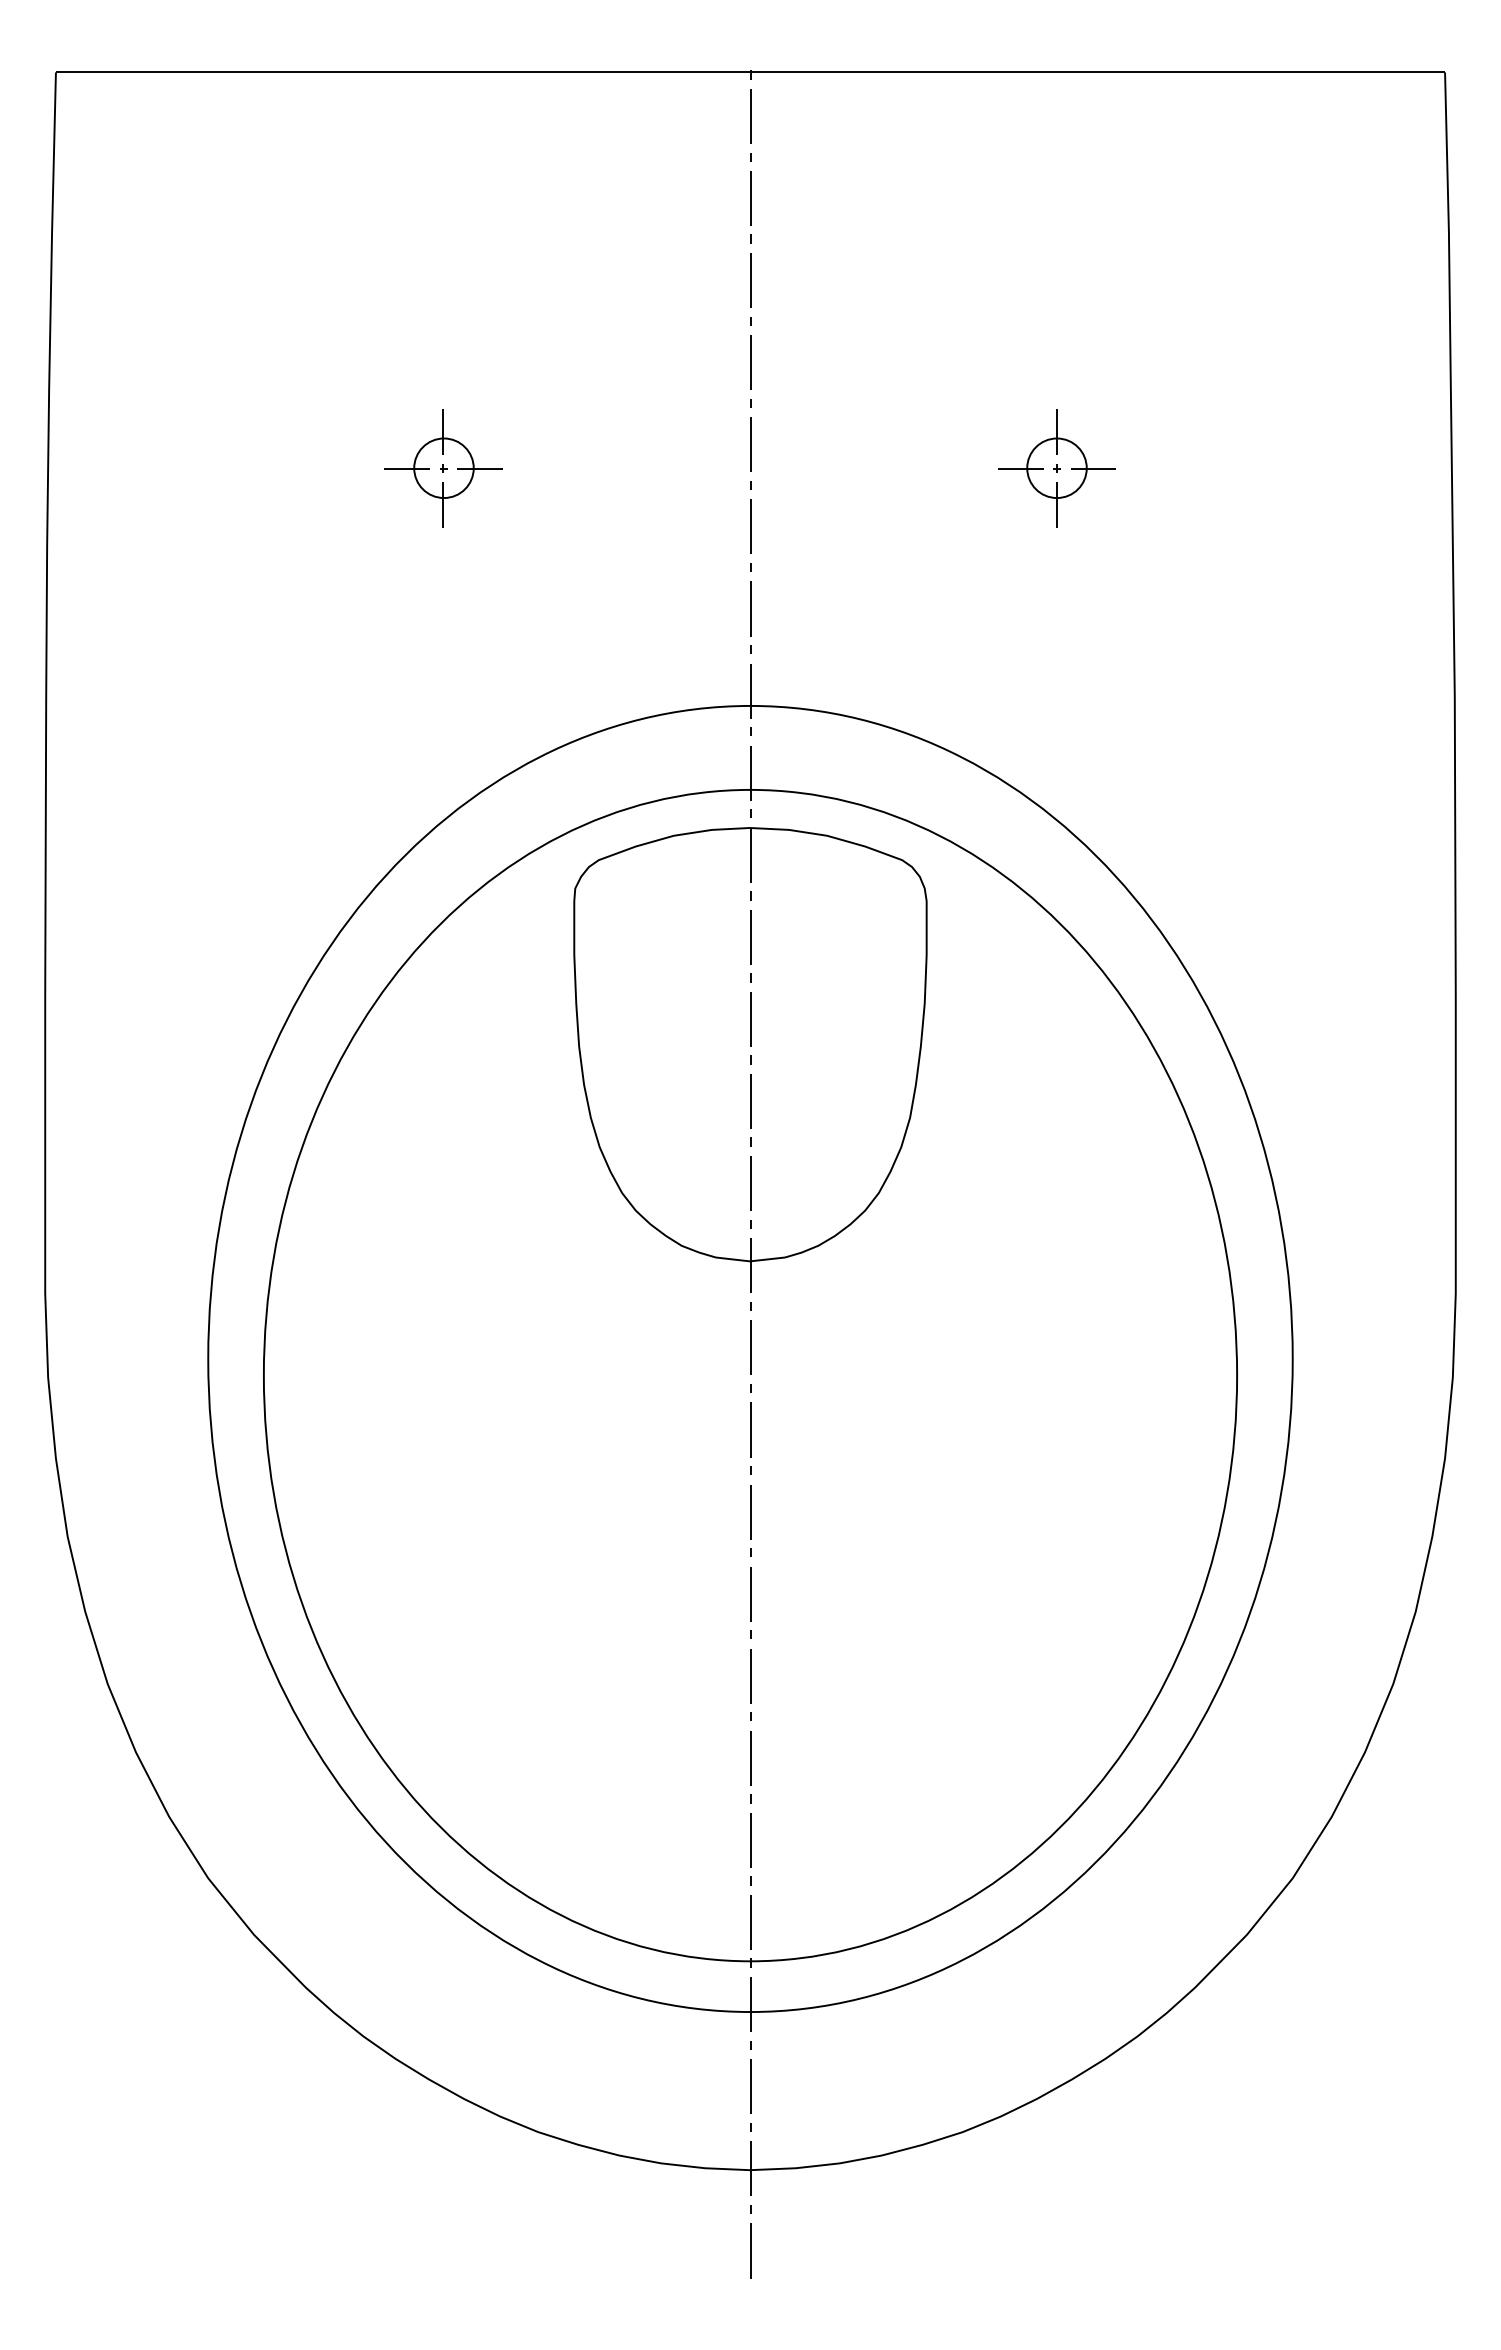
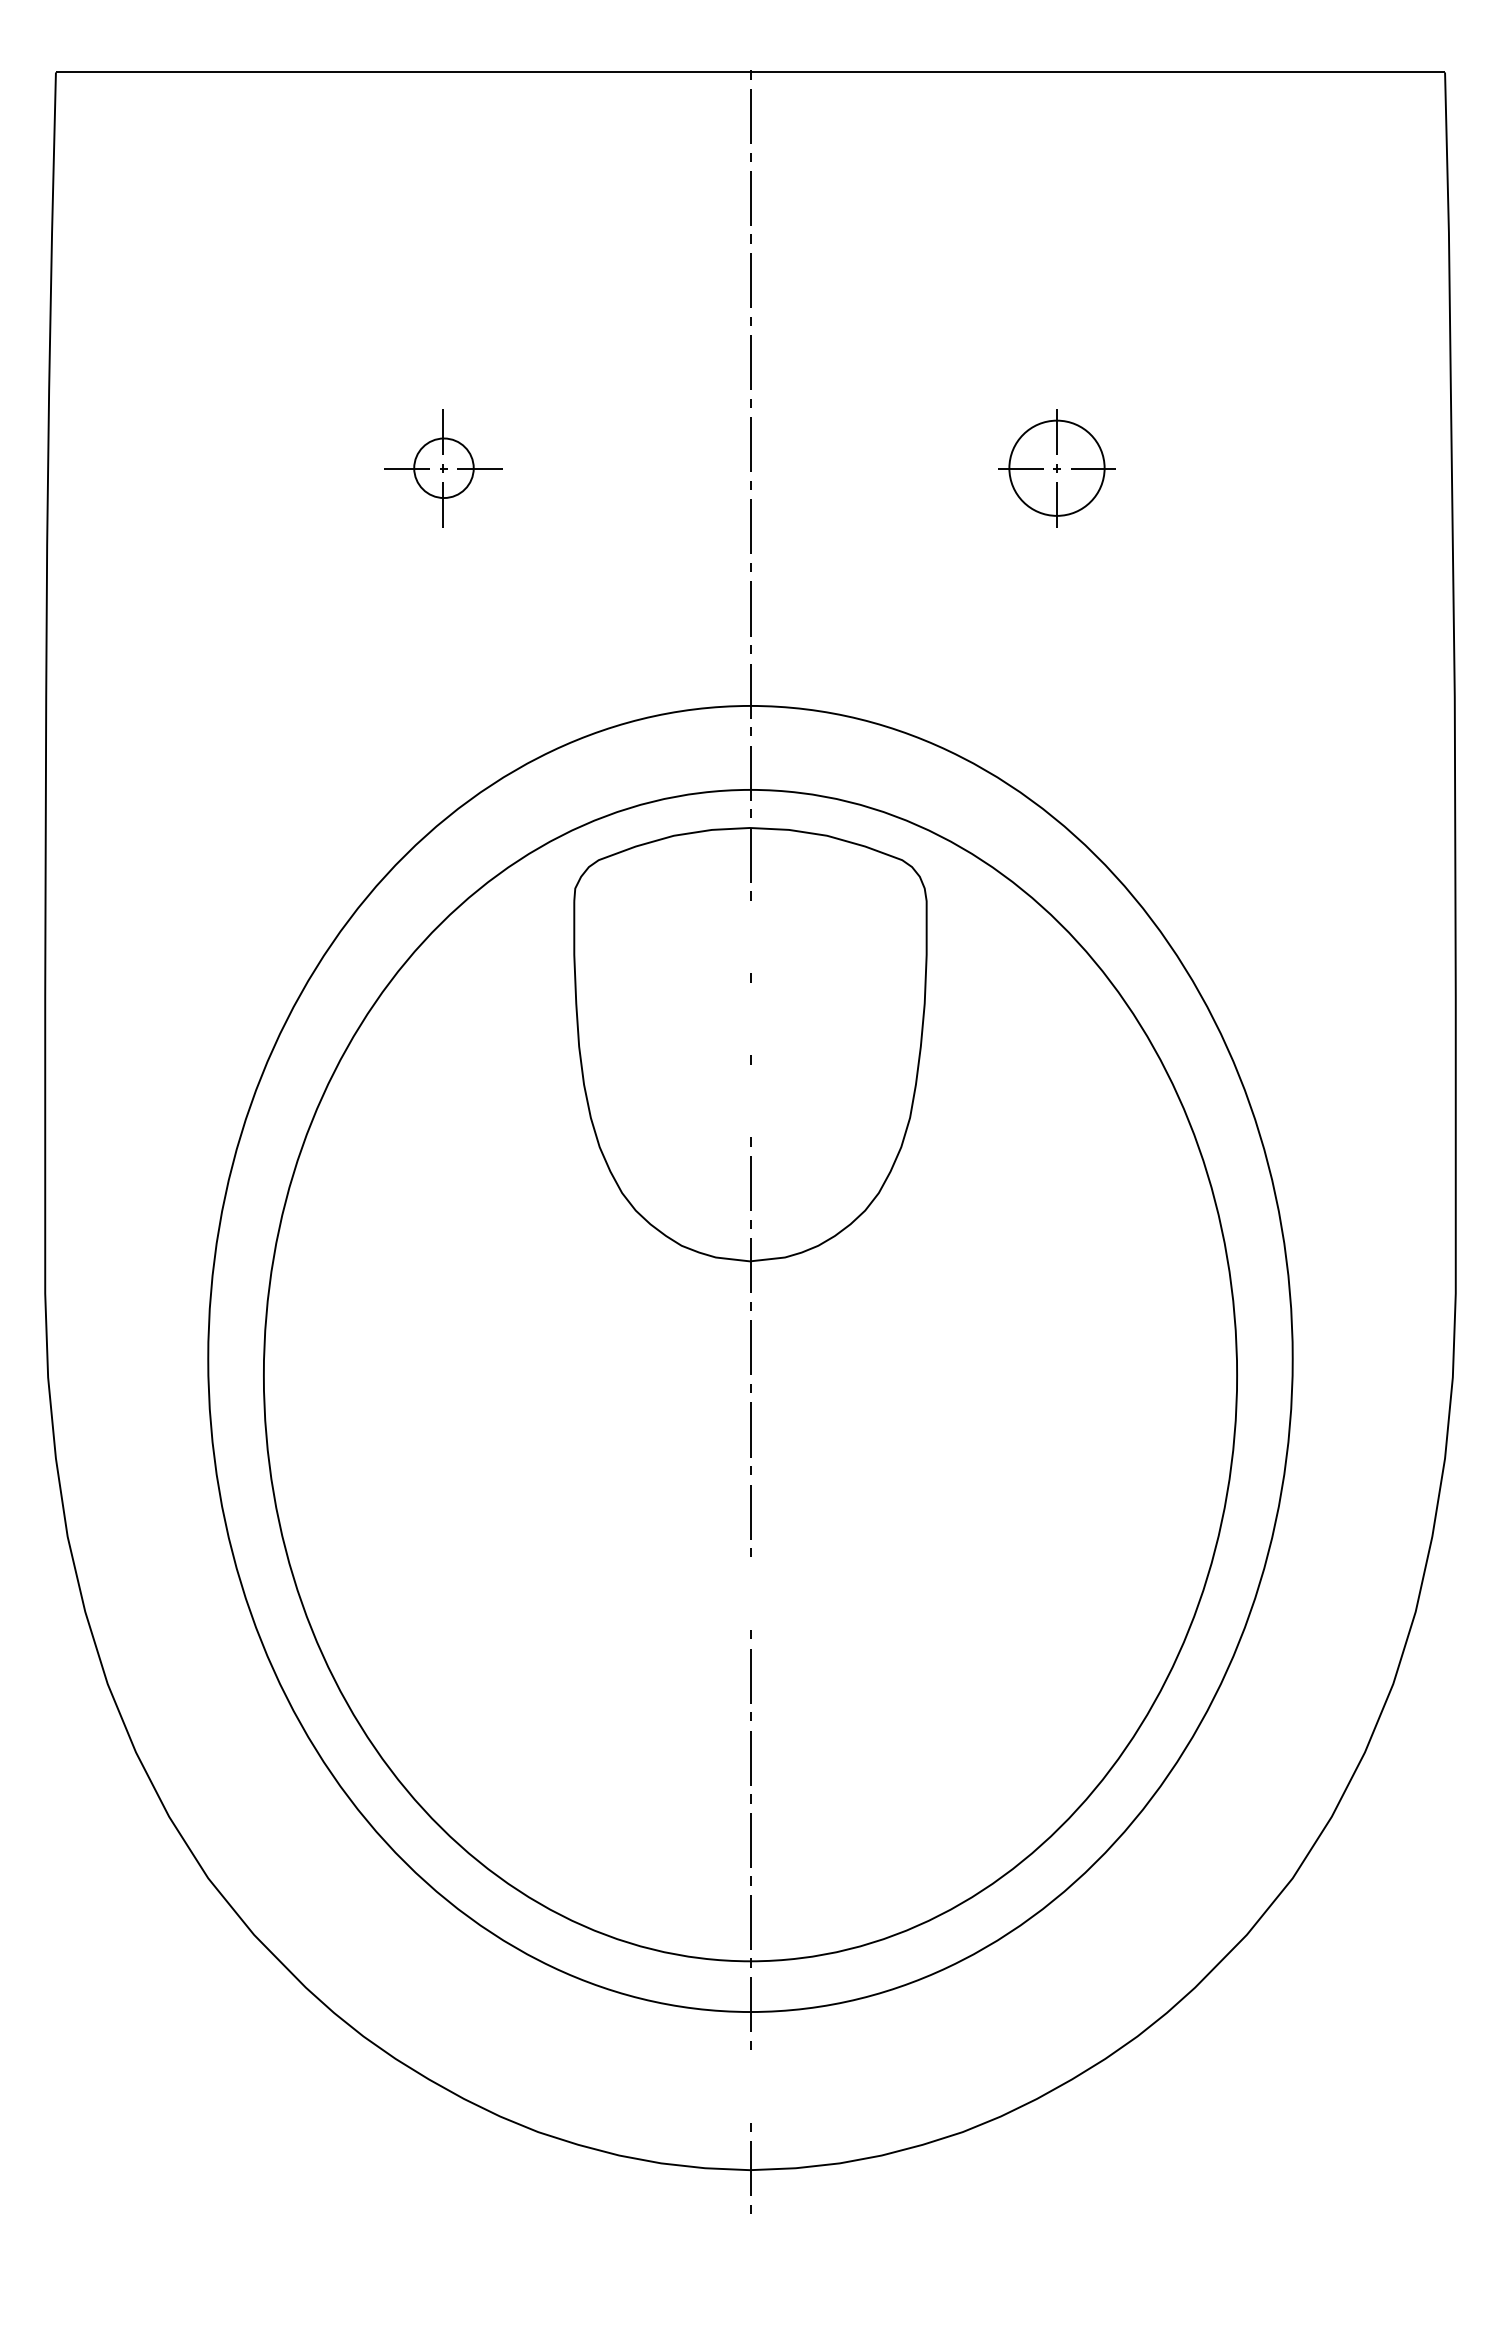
circle diameter: 60 px -> 95 px (1056, 467)
line: present -> none (750, 937)
line: present -> none (750, 1019)
line: present -> none (750, 1101)
line: present -> none (750, 1594)
line: present -> none (750, 2086)
line: present -> none (750, 2250)
